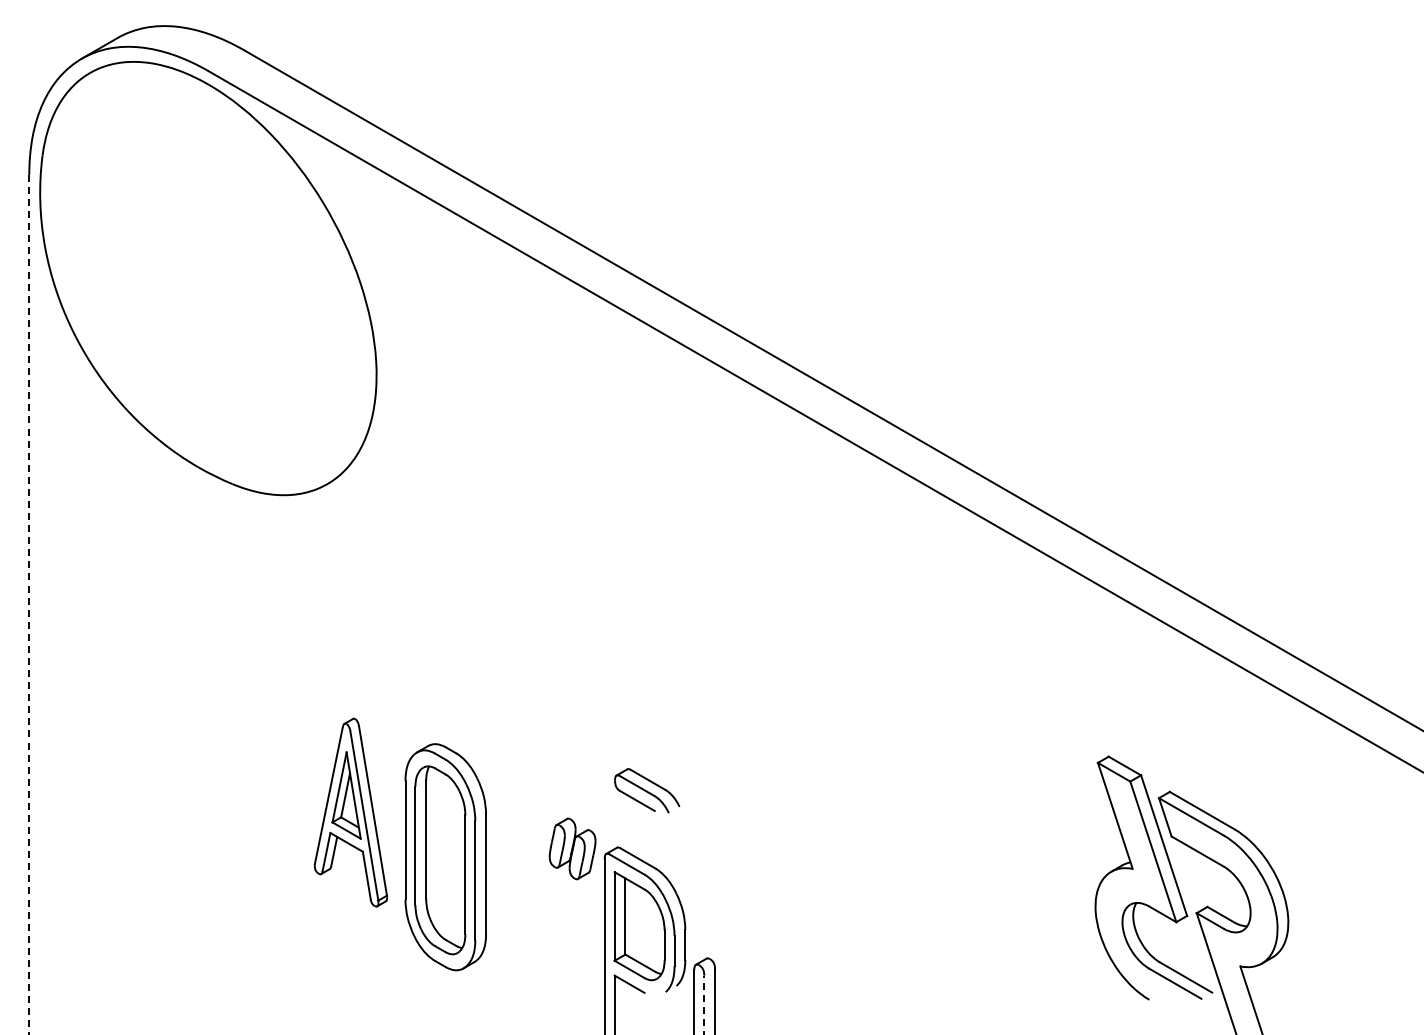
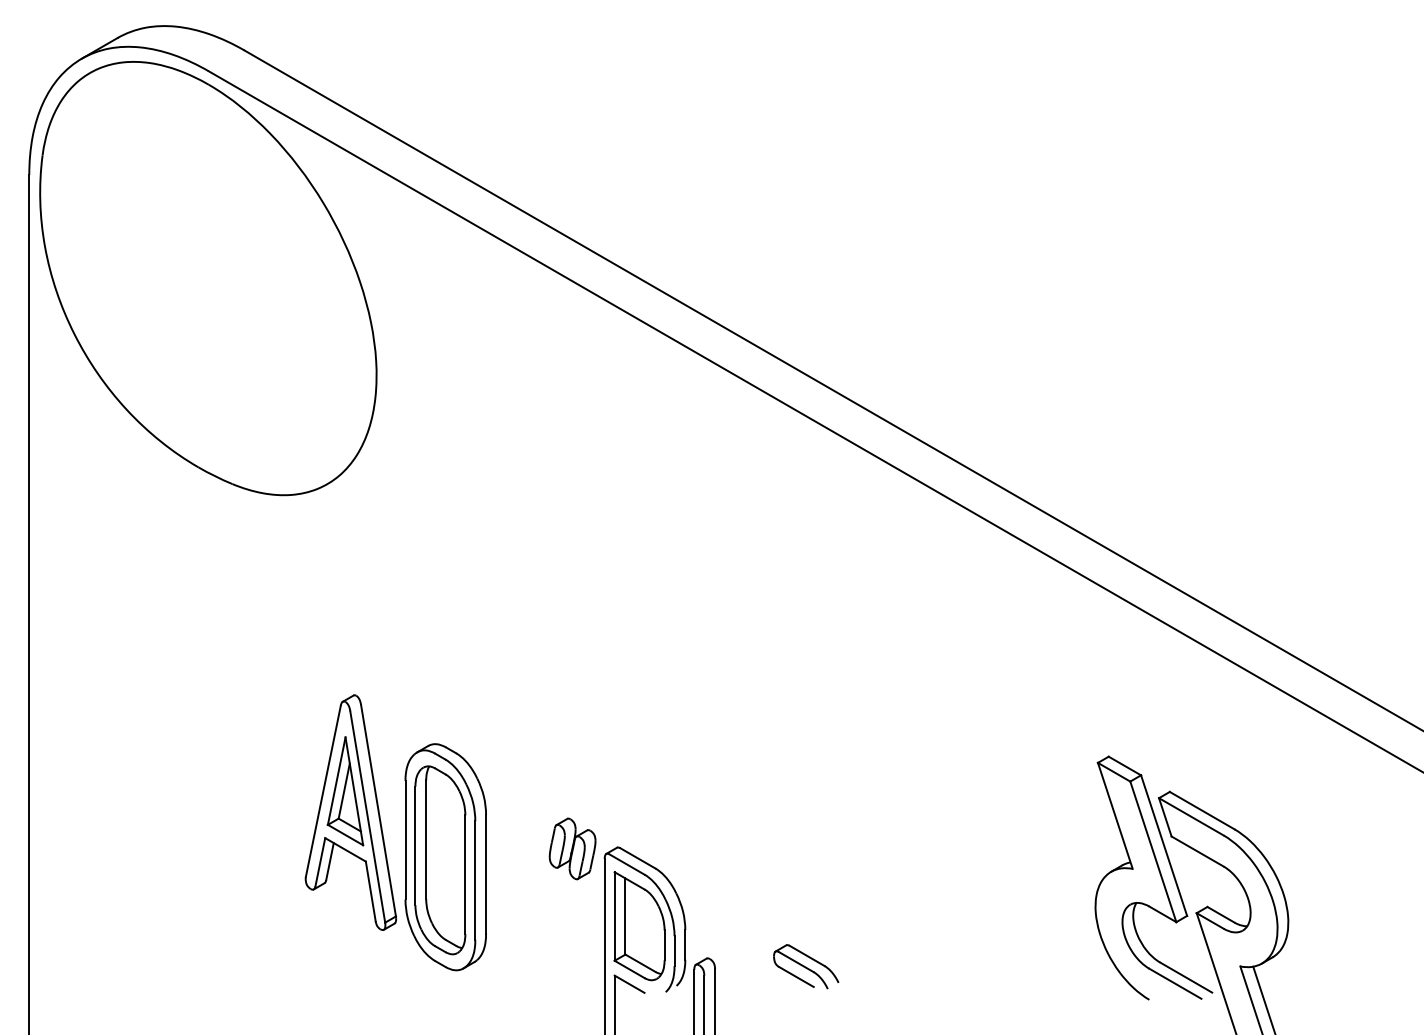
line: dashed -> solid (29, 605)
part position: (647, 790) -> (806, 966) (806, 966)
part size: 75x191 px -> 94x237 px (350, 812)
line: none -> present (1263, 998)
line: dashed -> solid (704, 1004)
